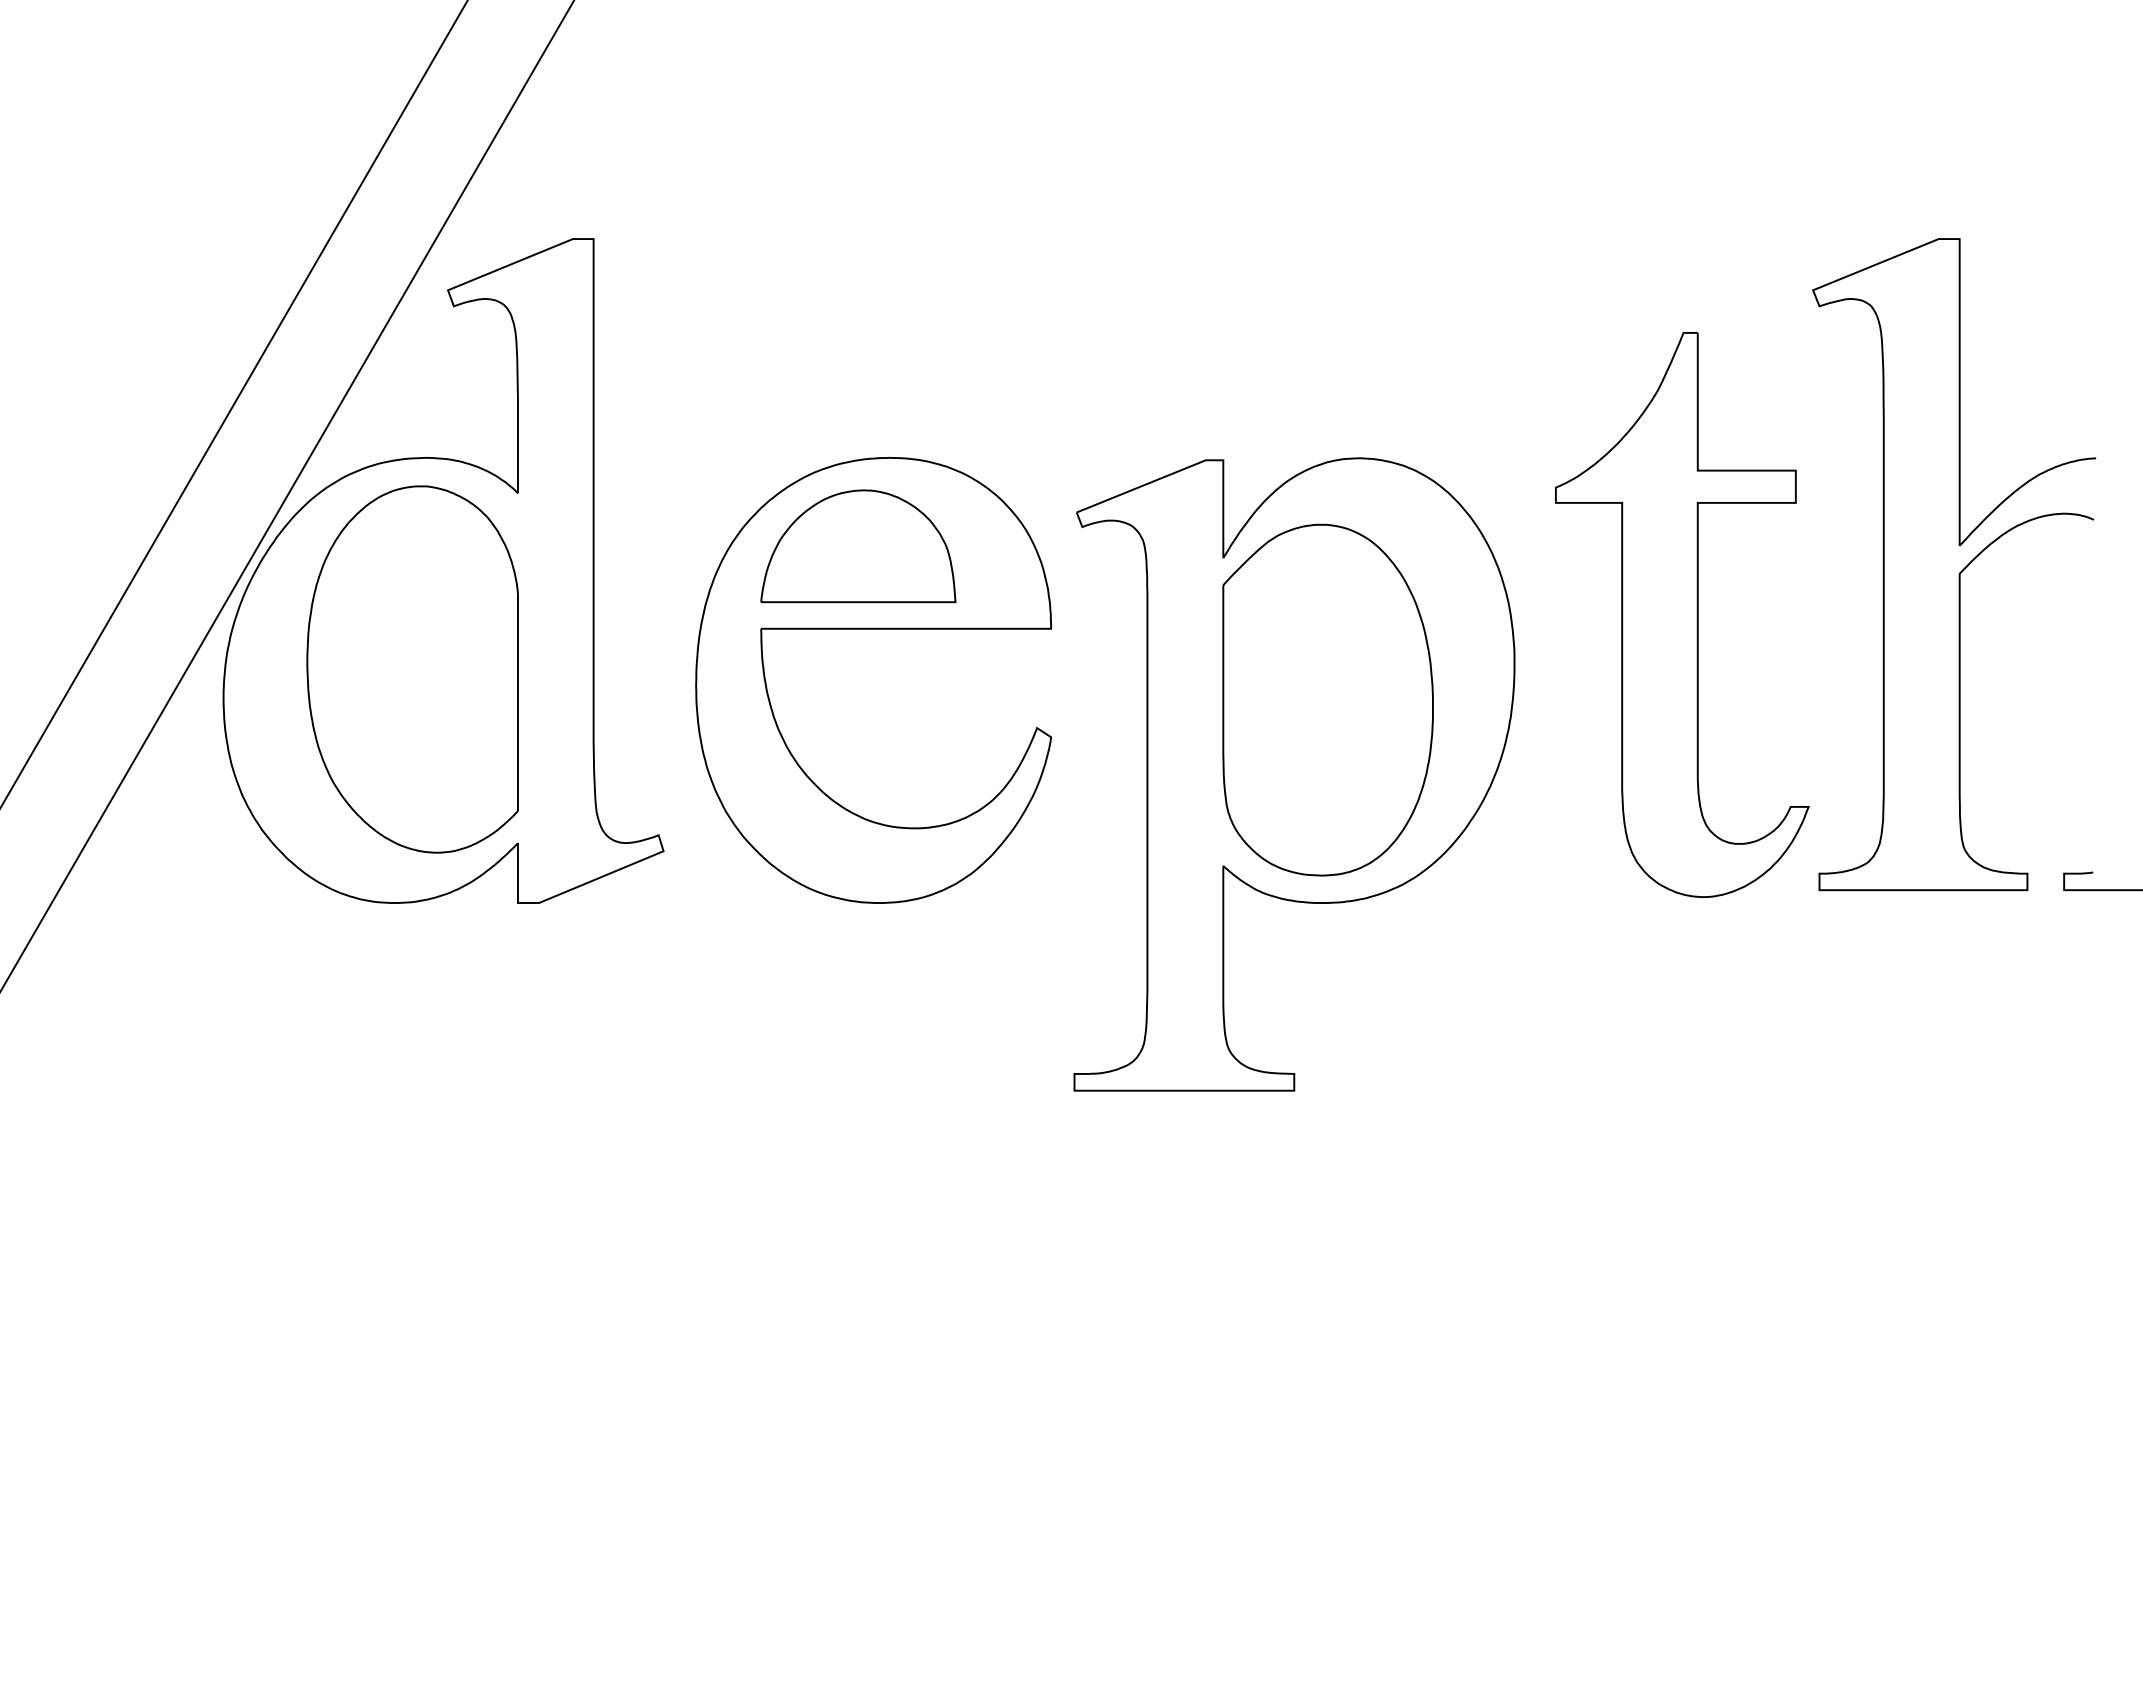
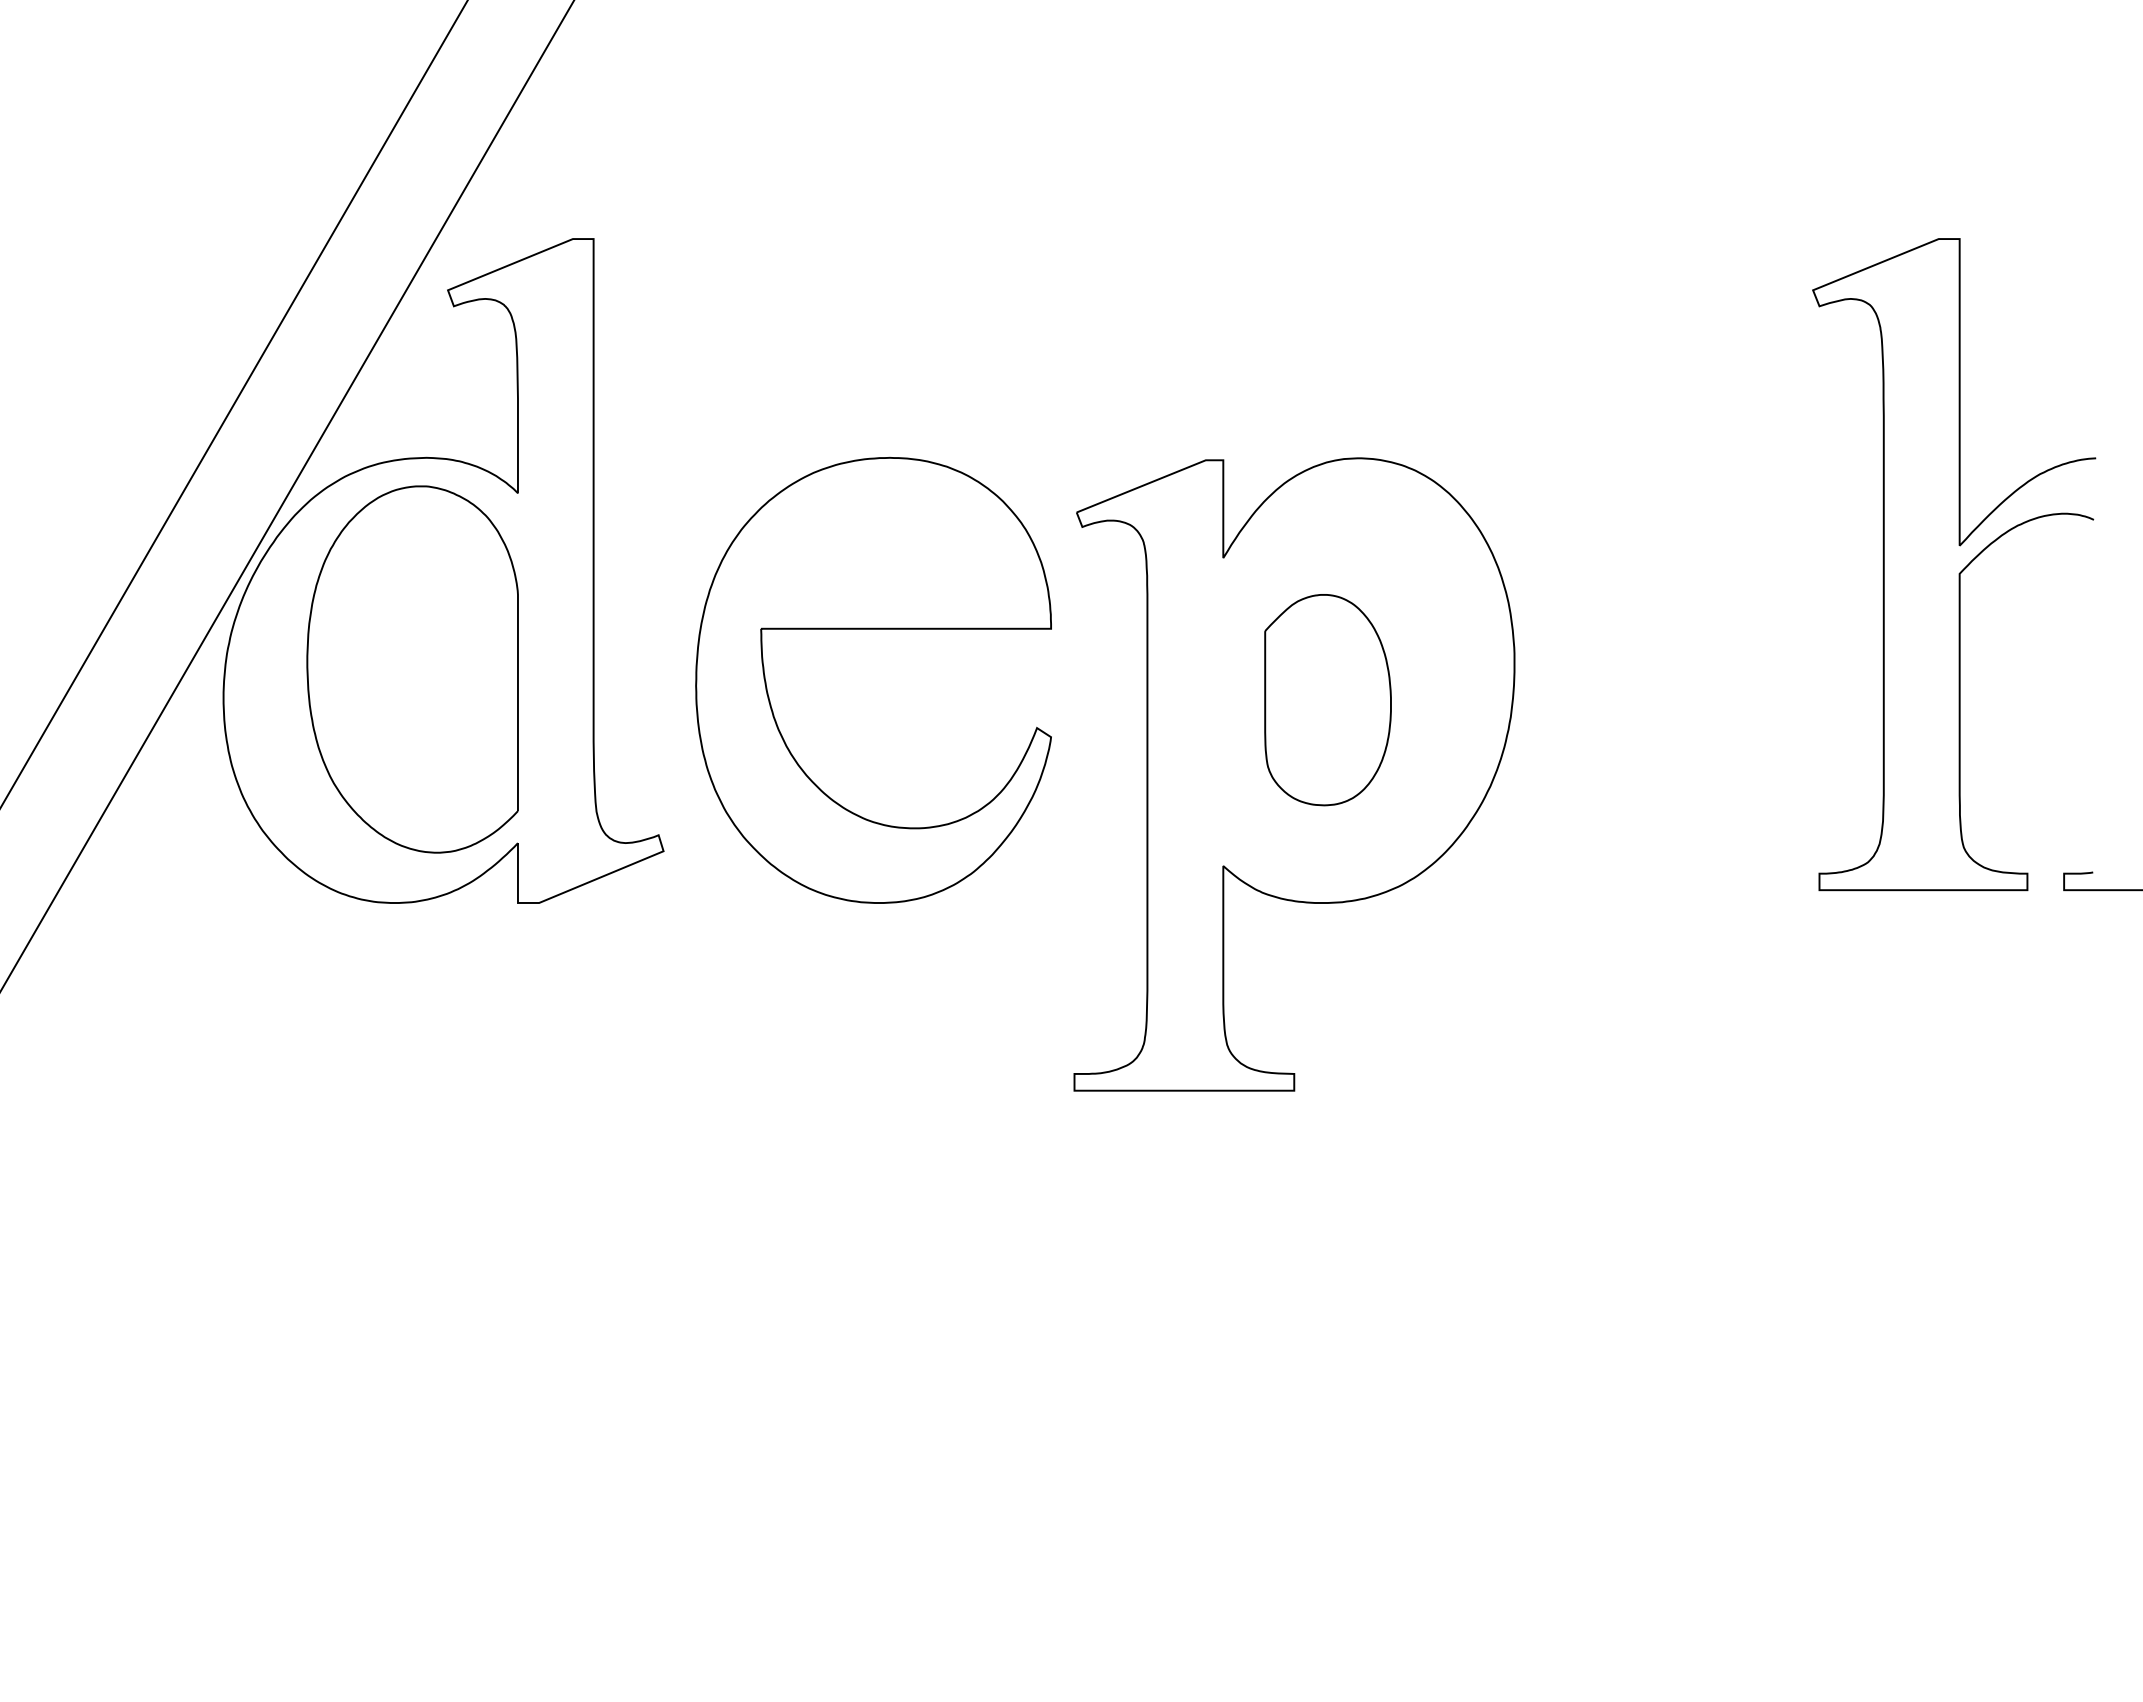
part: present -> none (858, 546)
part: present -> none (1682, 614)
part size: 212x354 px -> 128x213 px (1327, 700)
